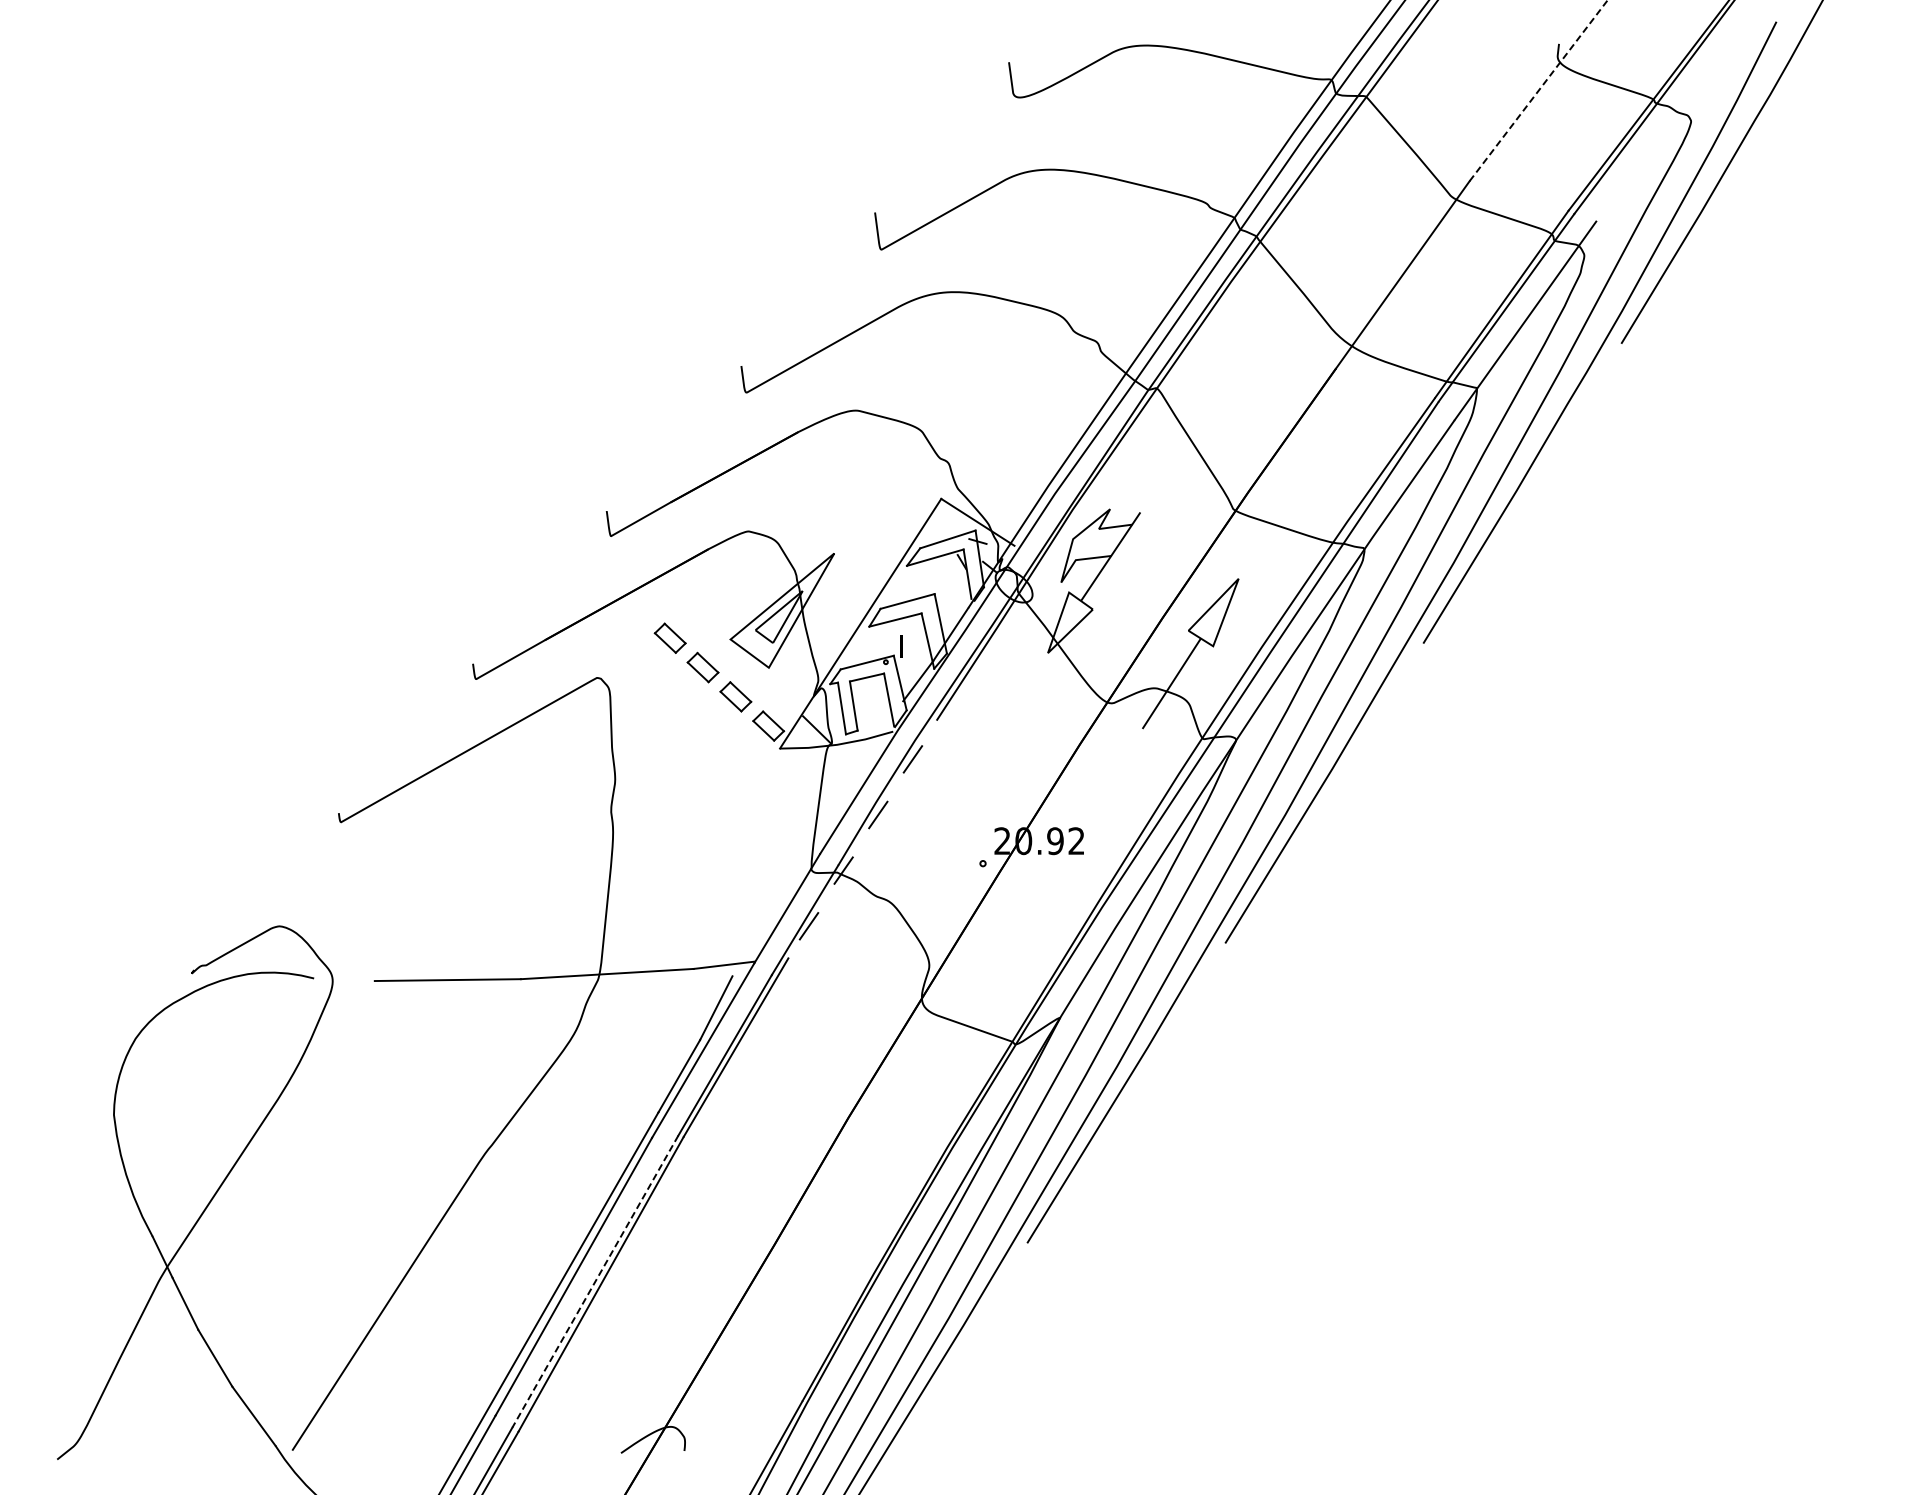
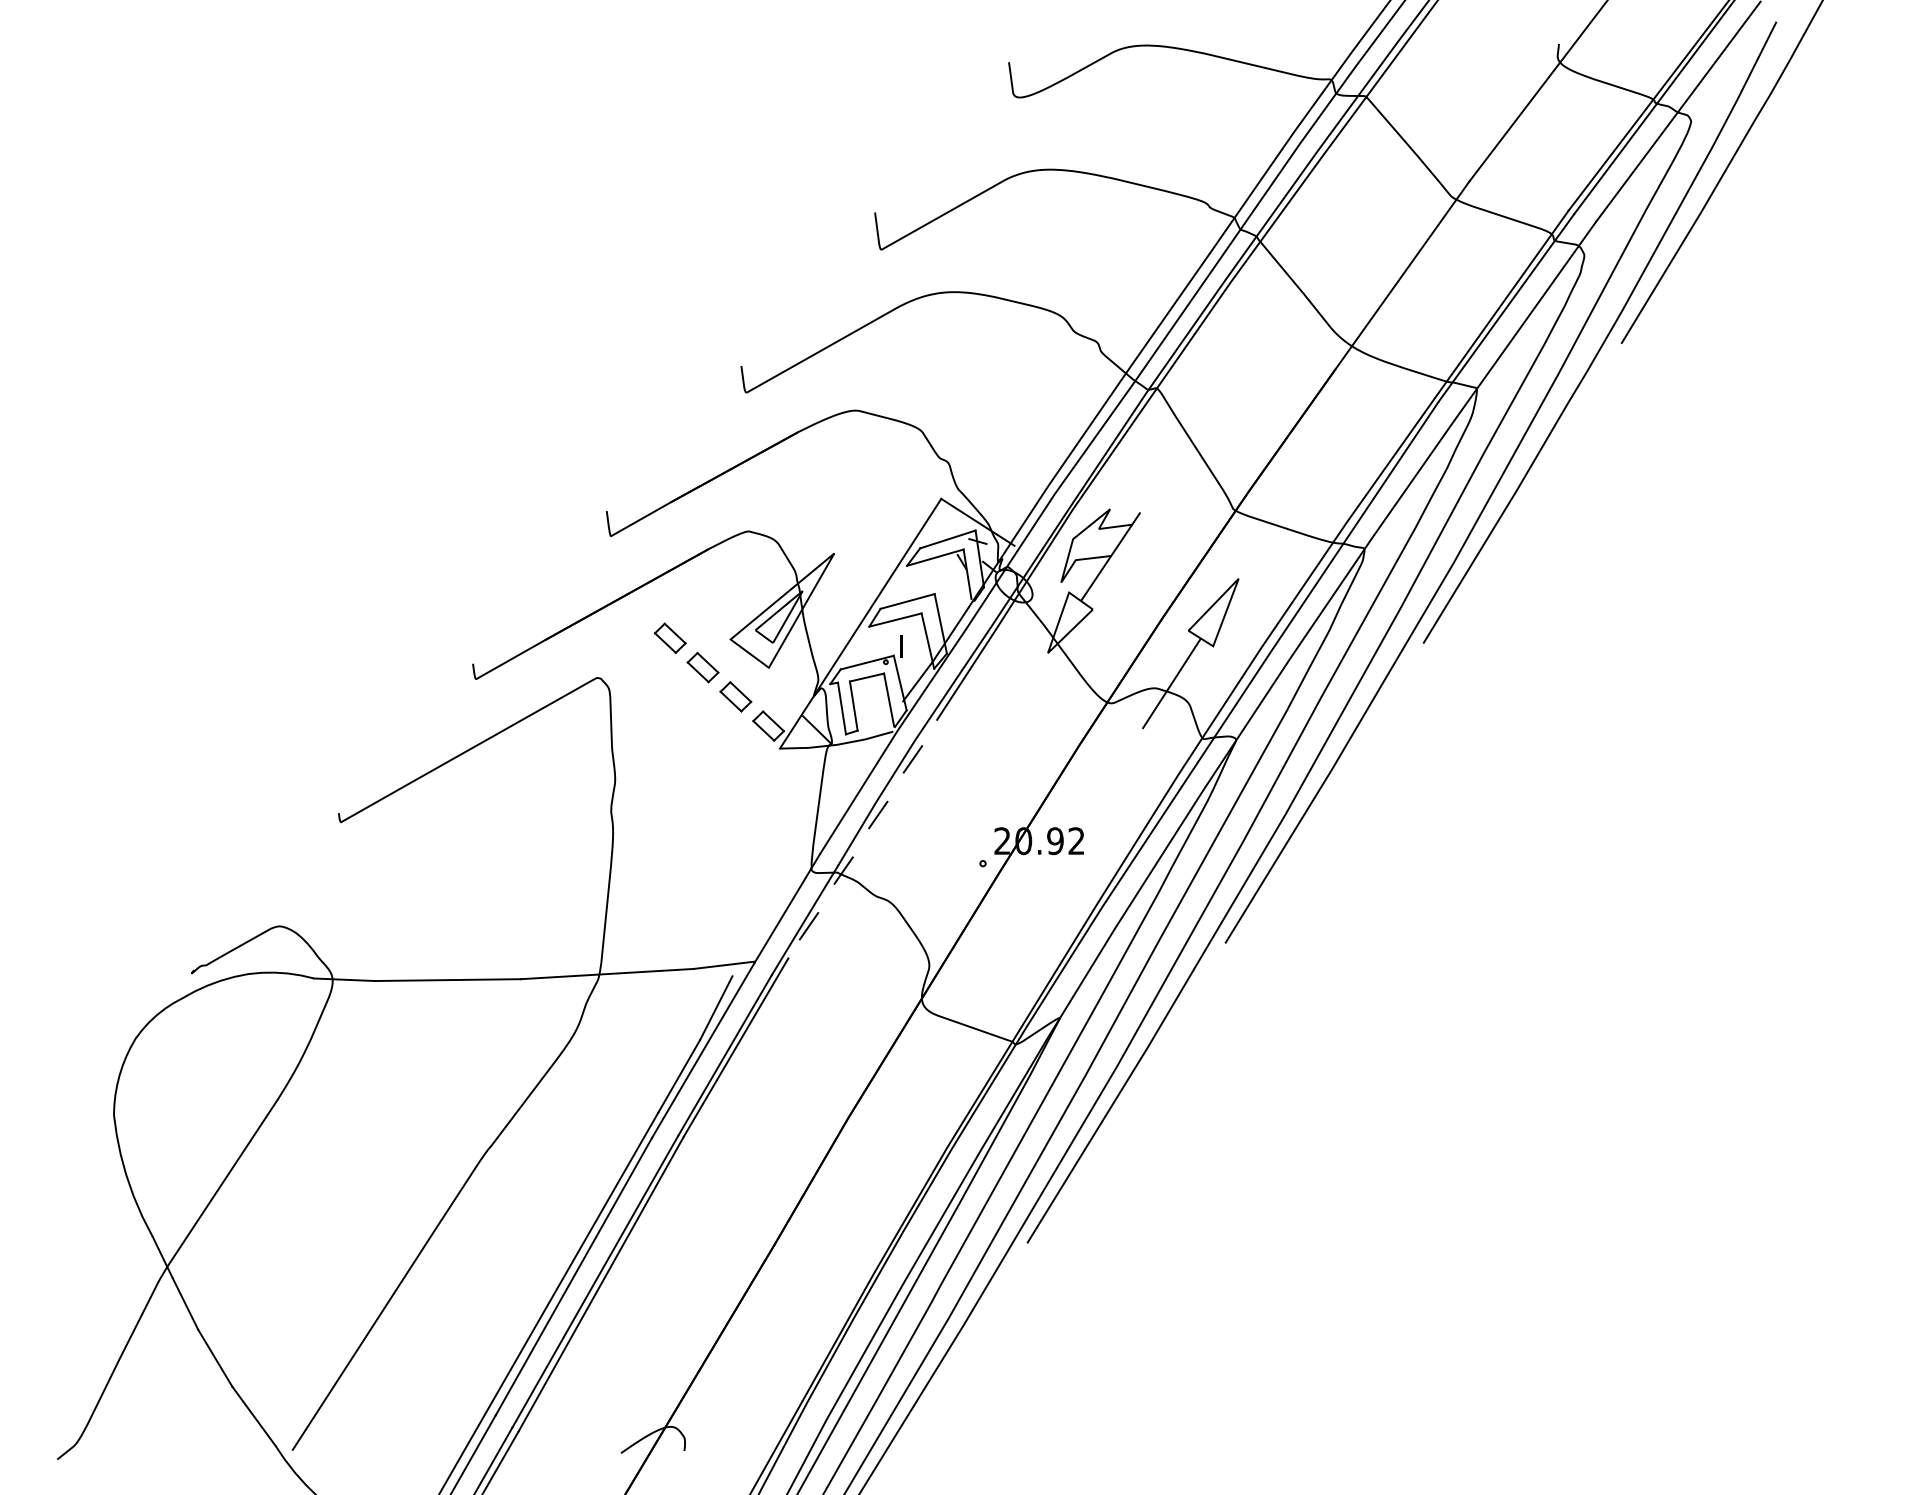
line: dashed -> solid (1538, 90)
line: none -> present (1678, 111)
line: none -> present (344, 979)
line: dashed -> solid (595, 1281)
